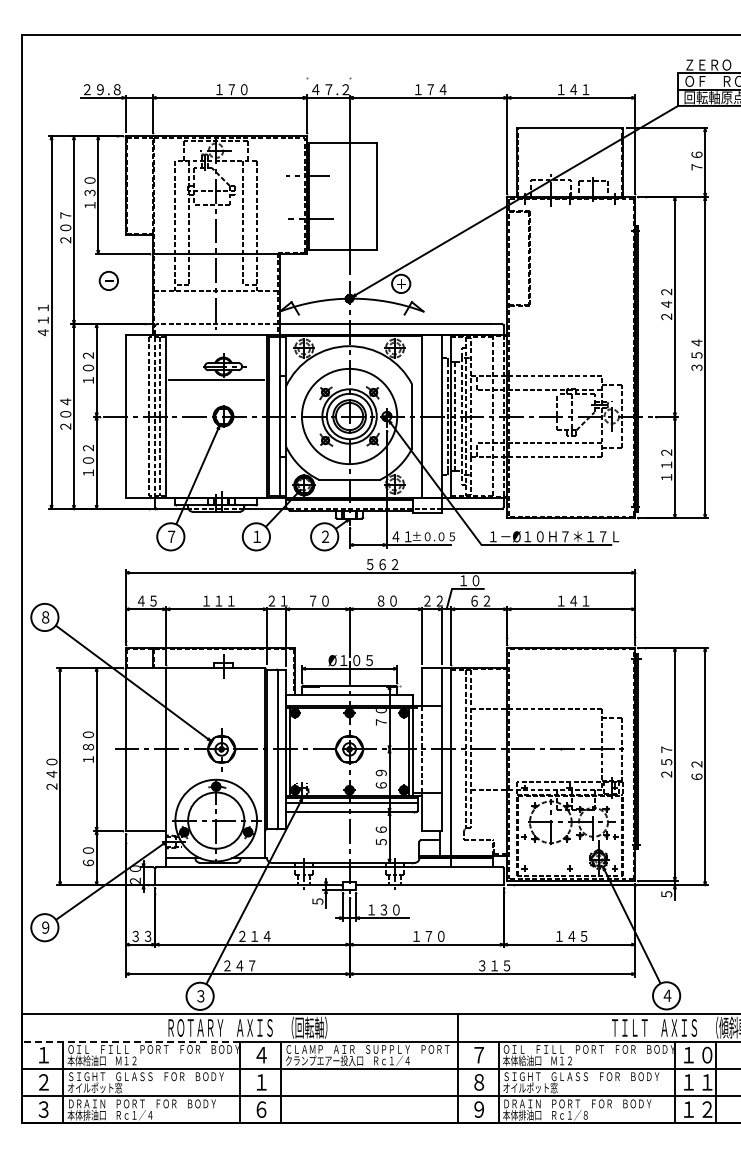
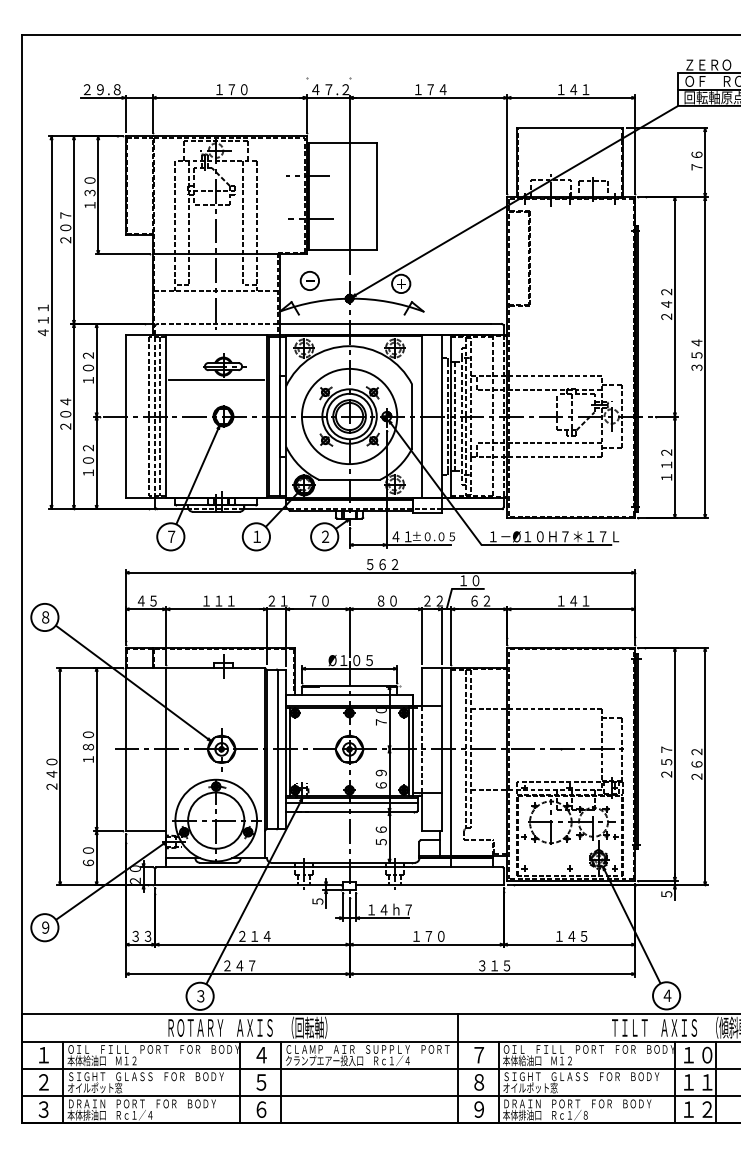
part position: (108, 280) -> (309, 280) (309, 280)
text: ６２ -> ２６２ (696, 763)
text: １３０ -> １４ｈ７ (395, 909)
line: dashed -> solid (131, 1041)
text: １ -> ５ (261, 1082)
